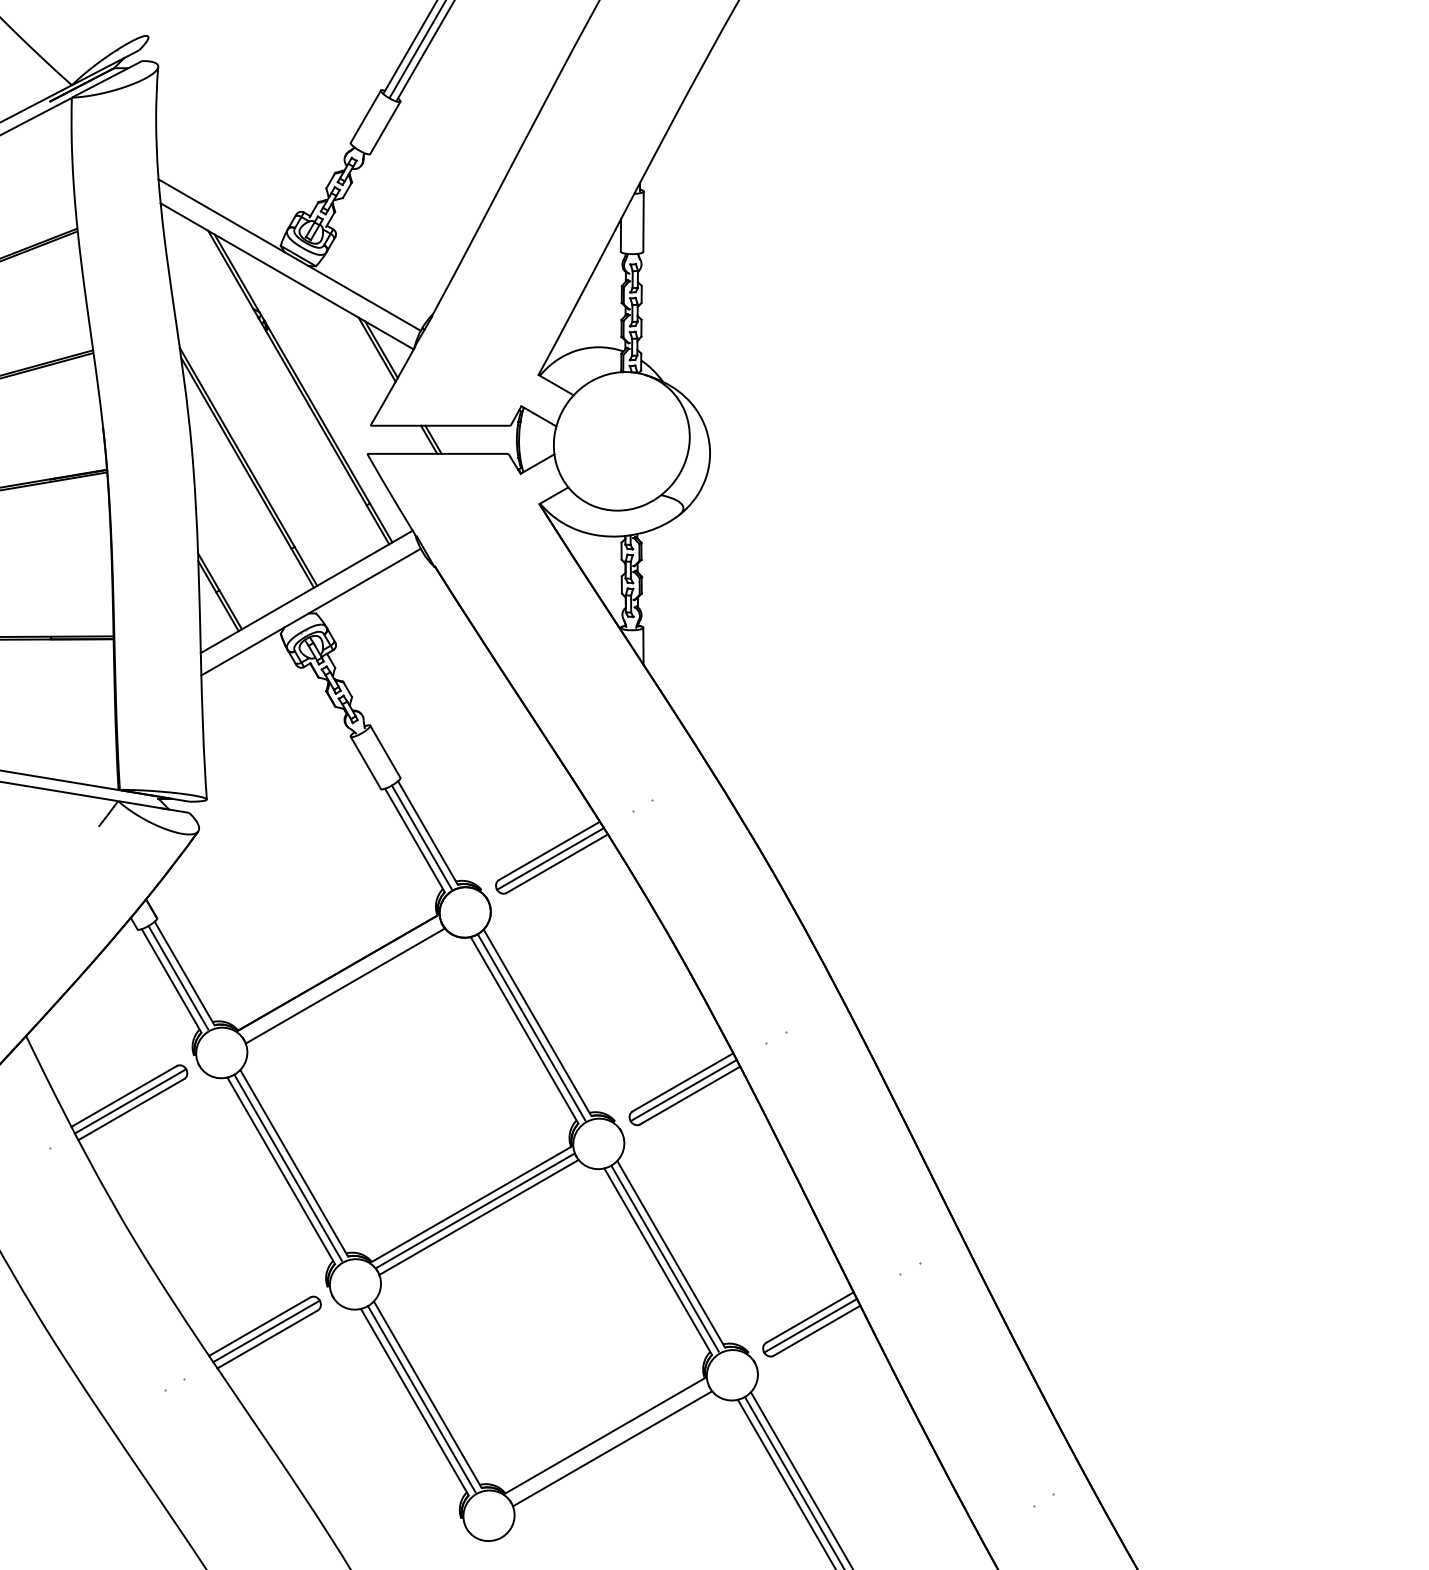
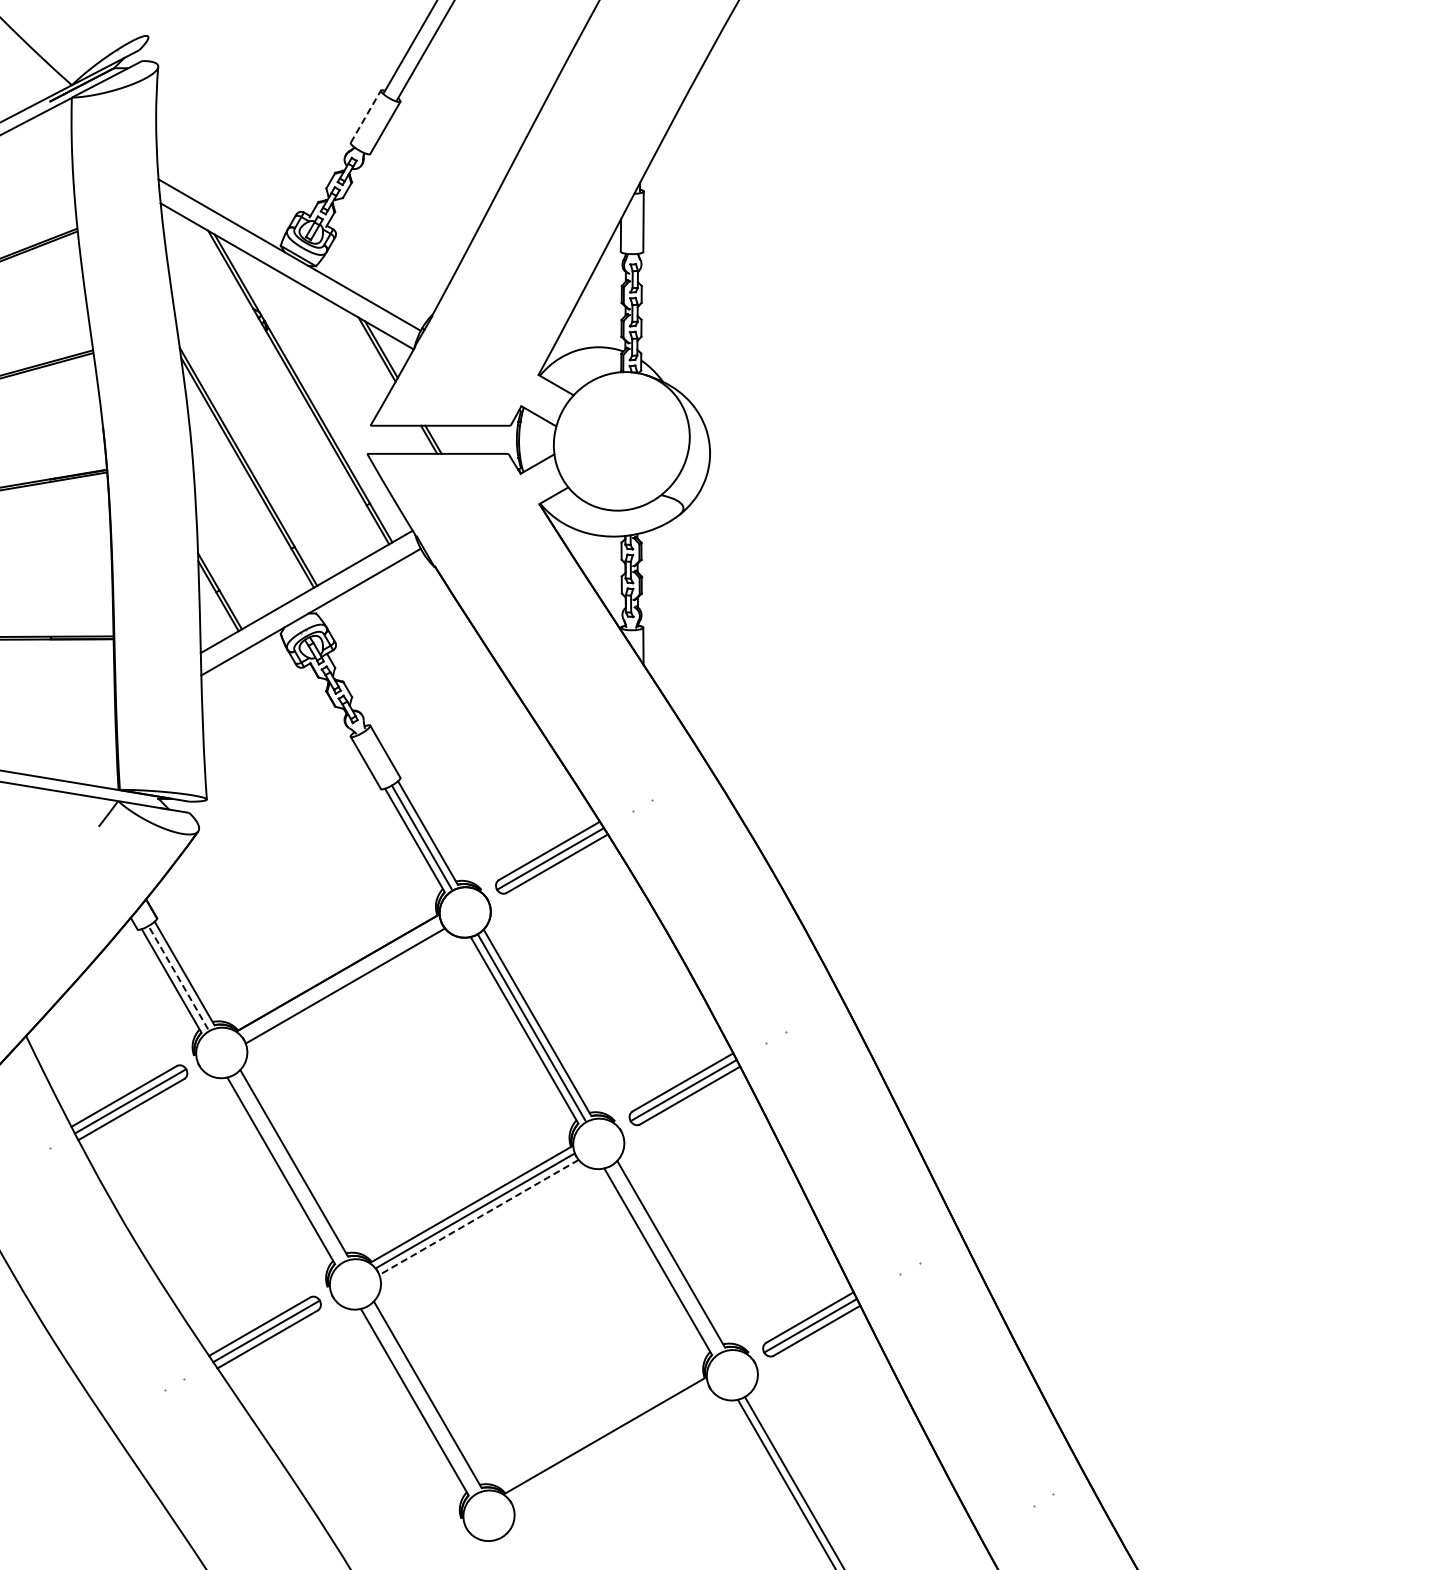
line: present -> none (416, 49)
line: solid -> dashed (366, 116)
line: solid -> dashed (178, 977)
line: present -> none (287, 1167)
line: solid -> dashed (478, 1217)
line: present -> none (664, 1258)
line: present -> none (421, 1399)
line: present -> none (612, 1448)
line: present -> none (800, 1479)
